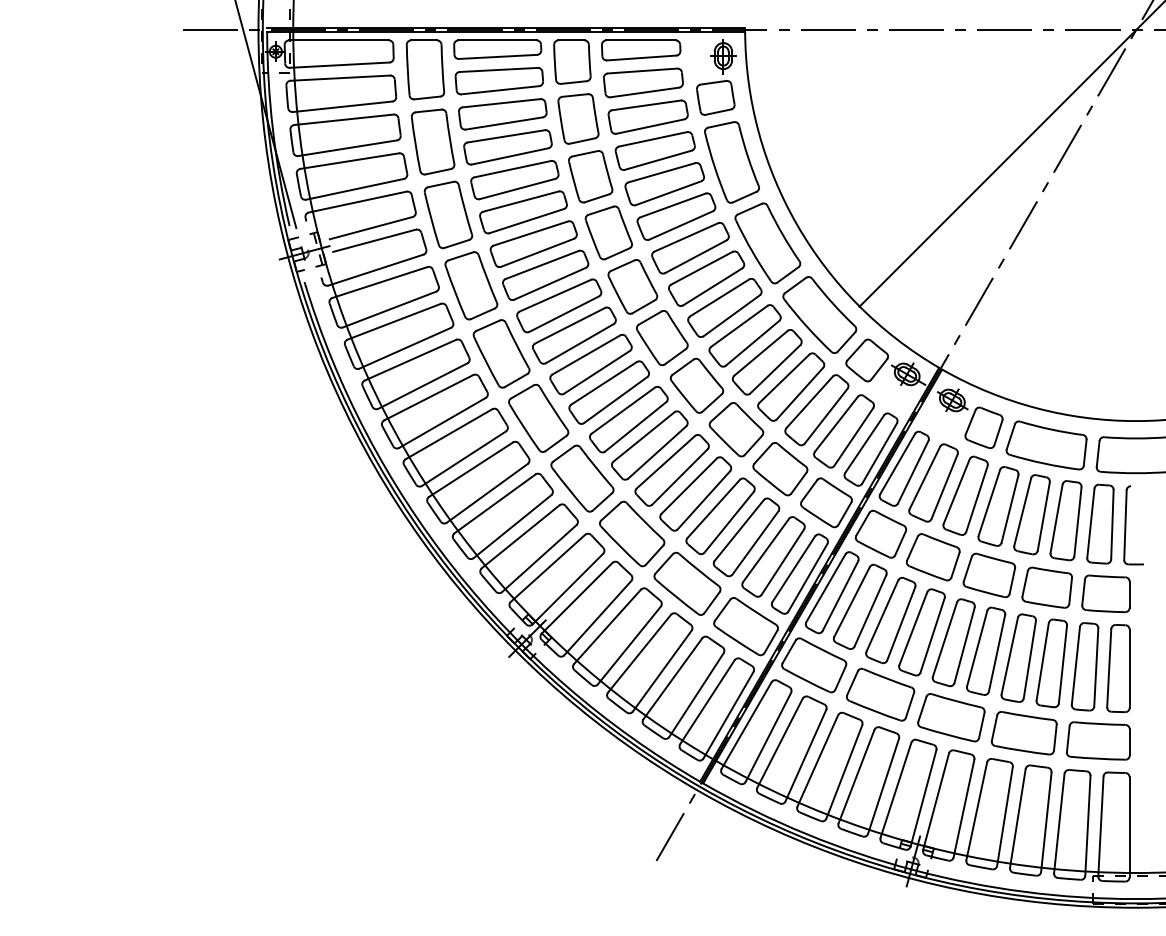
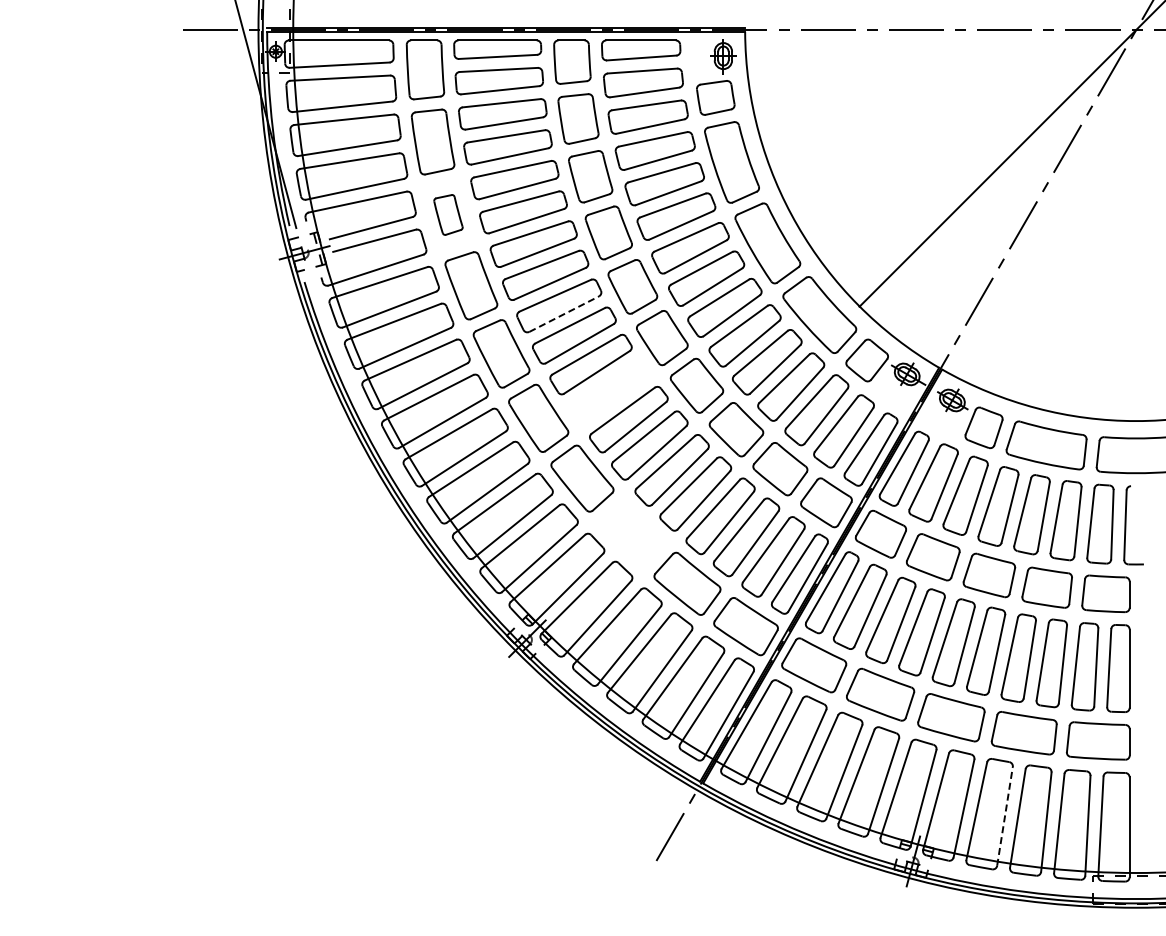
part size: 51x70 px -> 31x42 px (448, 214)
line: solid -> dashed (564, 313)
part: present -> none (608, 392)
part: present -> none (632, 533)
line: solid -> dashed (1004, 816)
